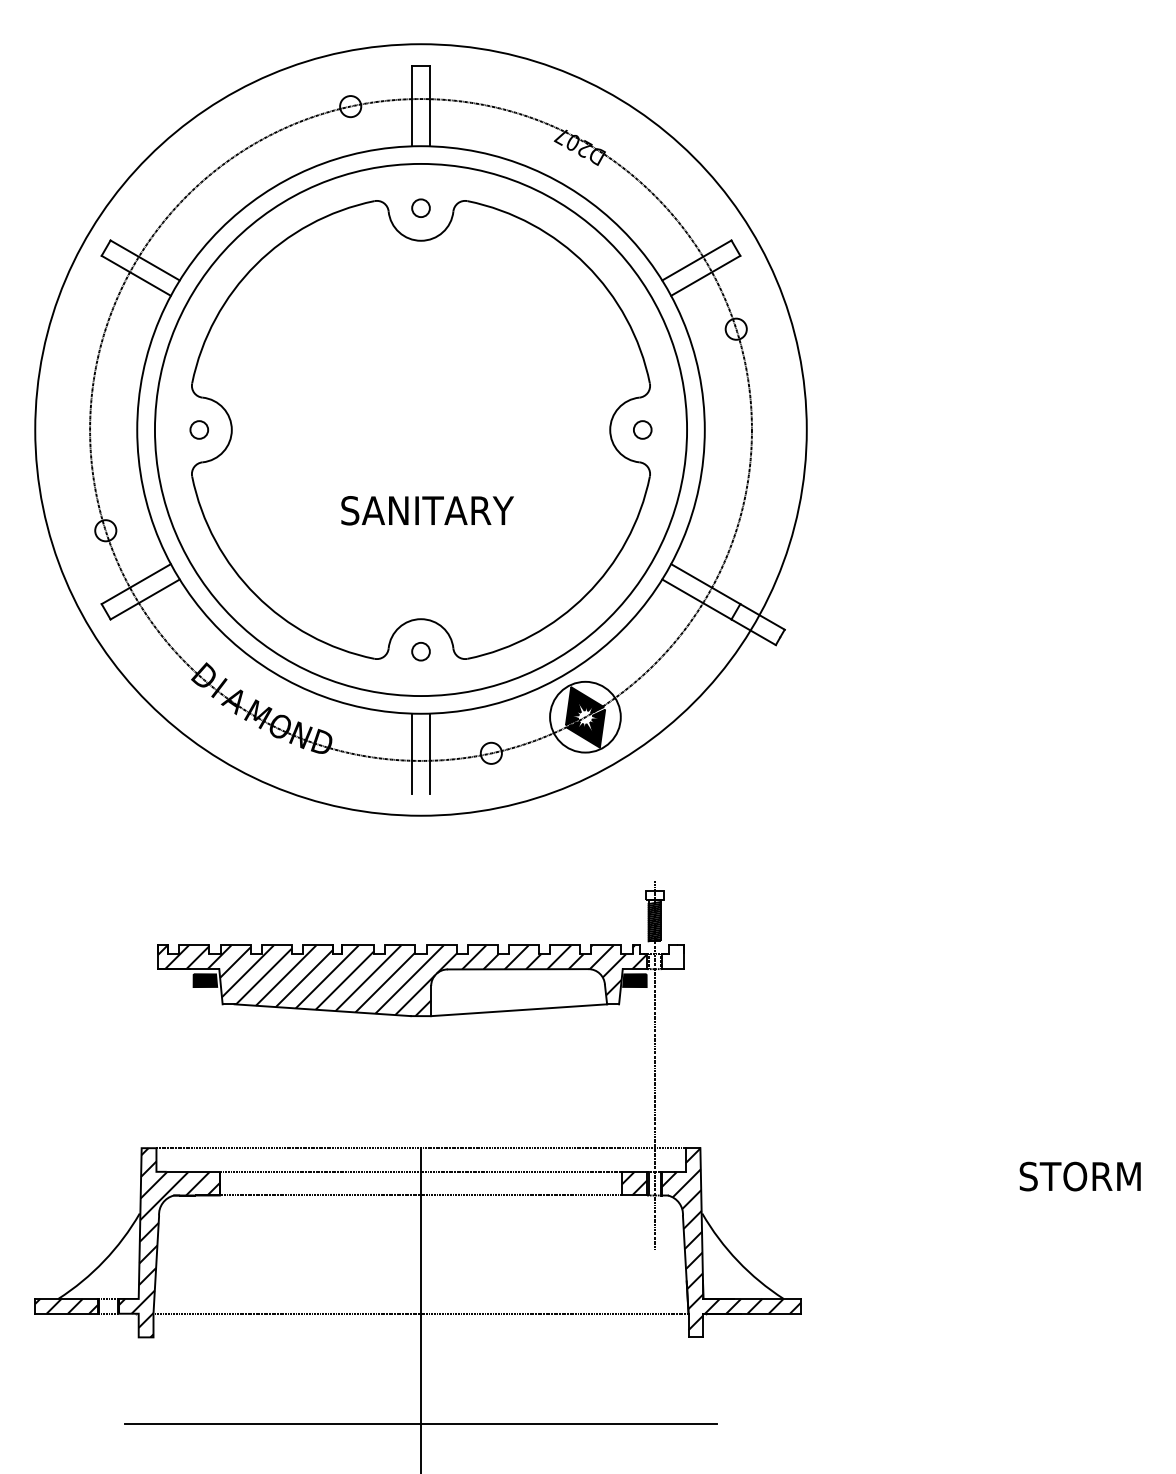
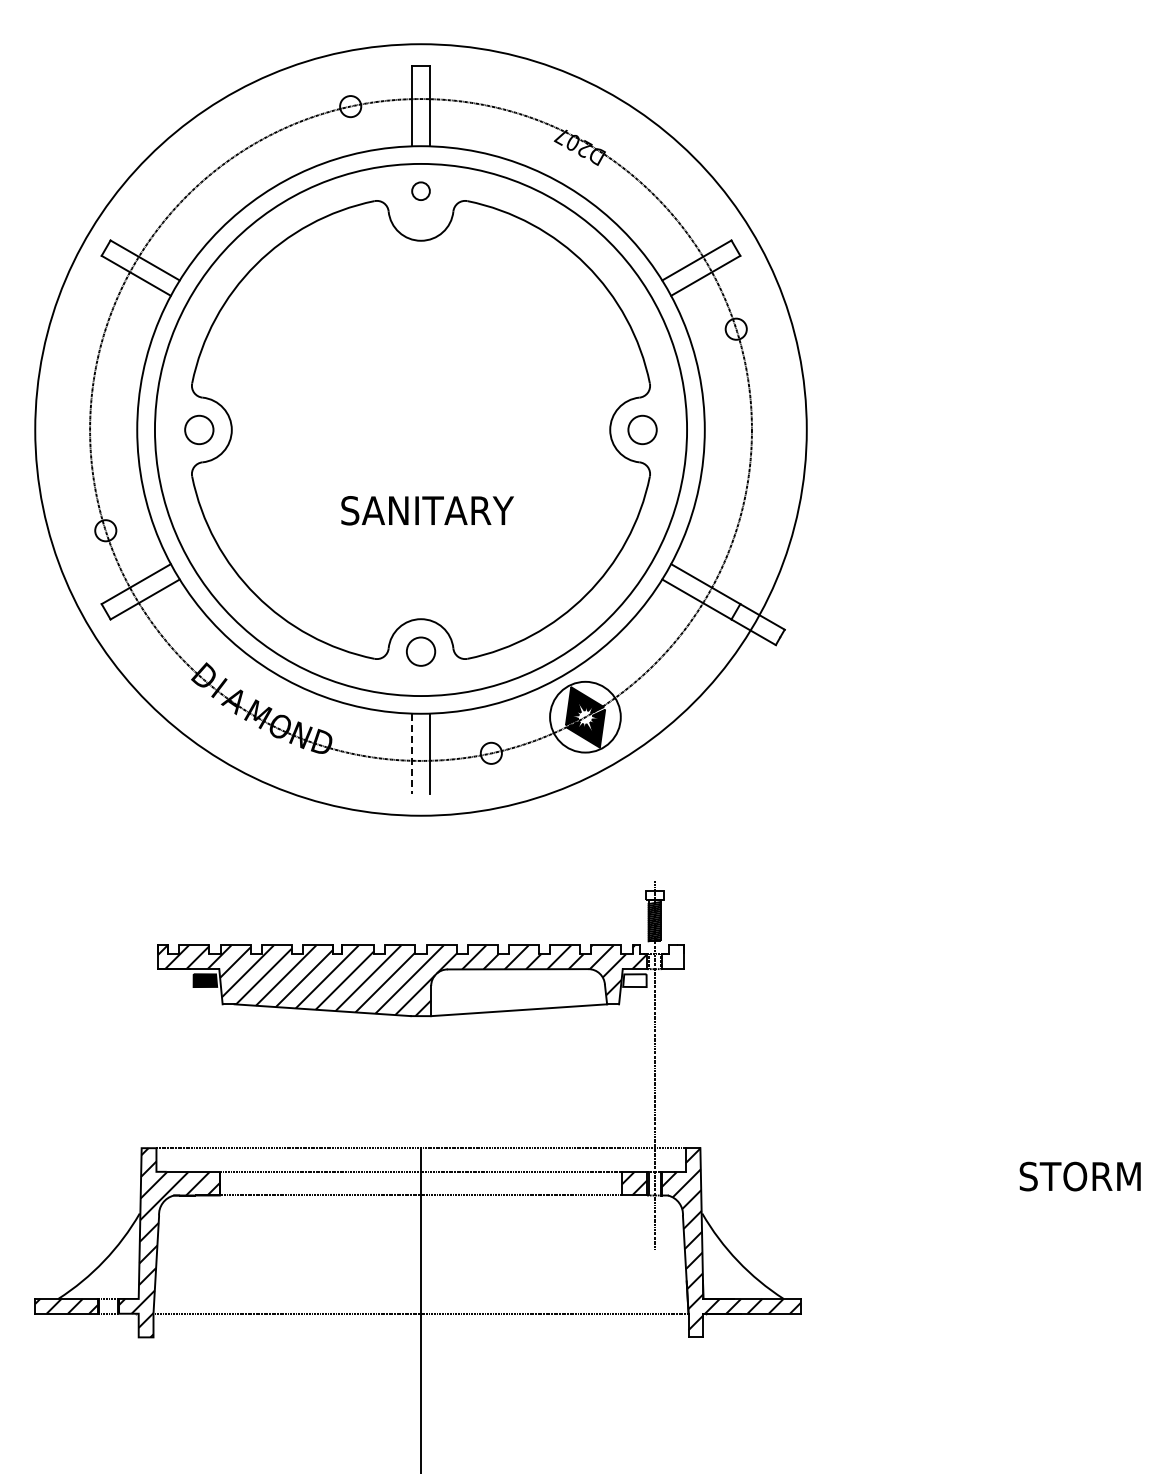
circle position: (420, 207) -> (420, 190) (420, 190)
circle diameter: 18 px -> 28 px (199, 429)
circle size: 20x20 px -> 31x32 px (642, 429)
circle diameter: 18 px -> 28 px (420, 651)
line: solid -> dashed (412, 753)
fill: present -> none (634, 980)
line: present -> none (420, 1423)
